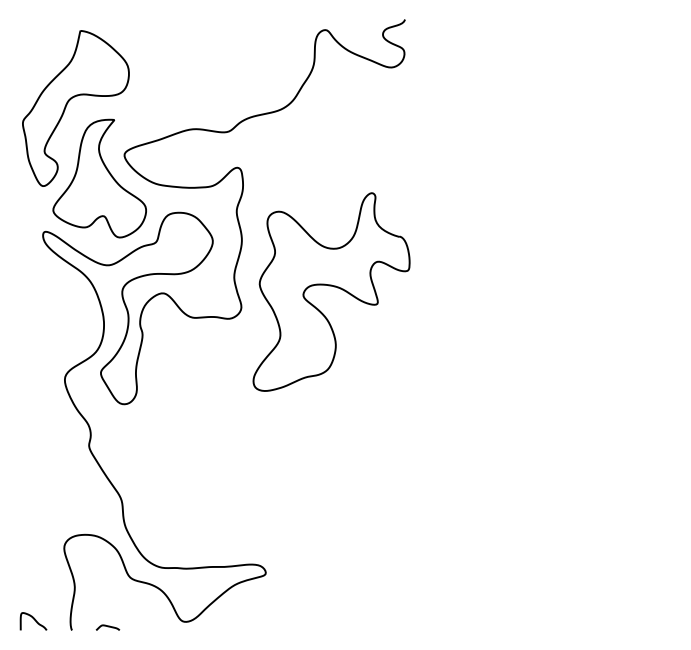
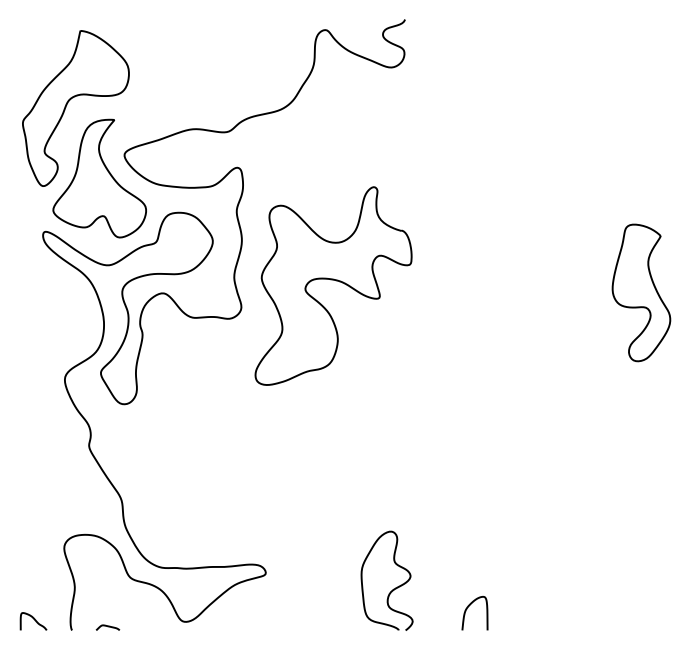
part position: (331, 291) -> (333, 285) (333, 285)
part: none -> present (641, 292)
curve: none -> present (393, 588)
curve: none -> present (467, 609)
